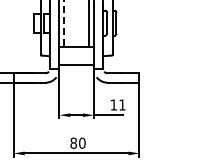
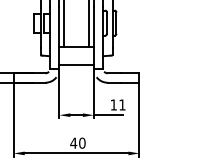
line: dashed -> solid (64, 23)
text: 80 -> 40 (73, 142)
